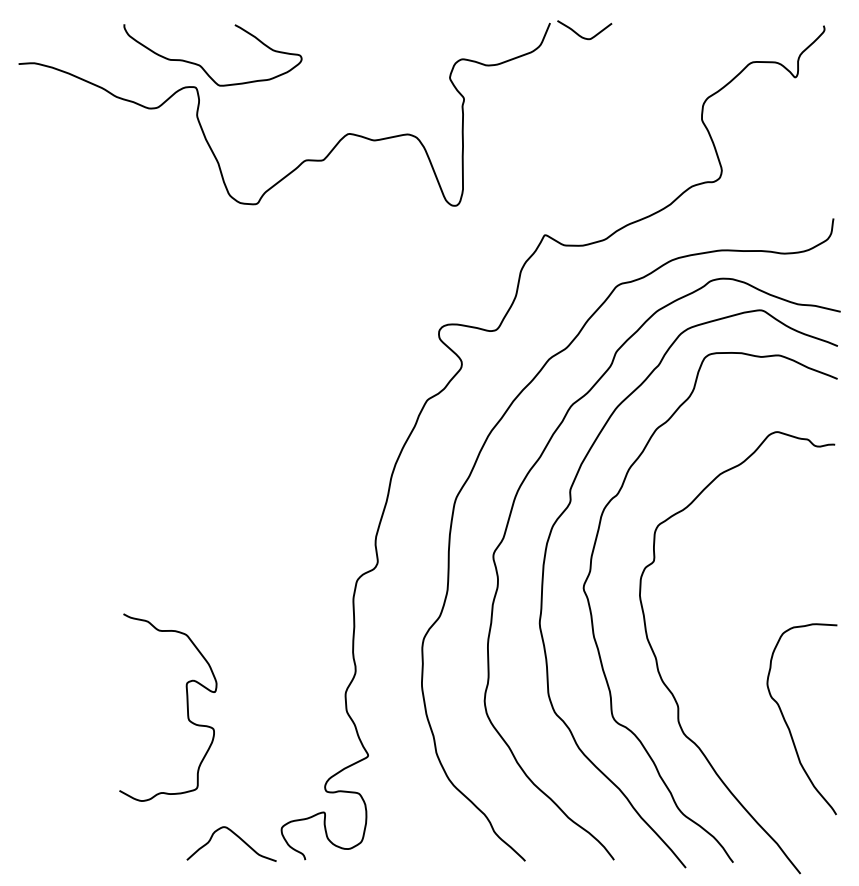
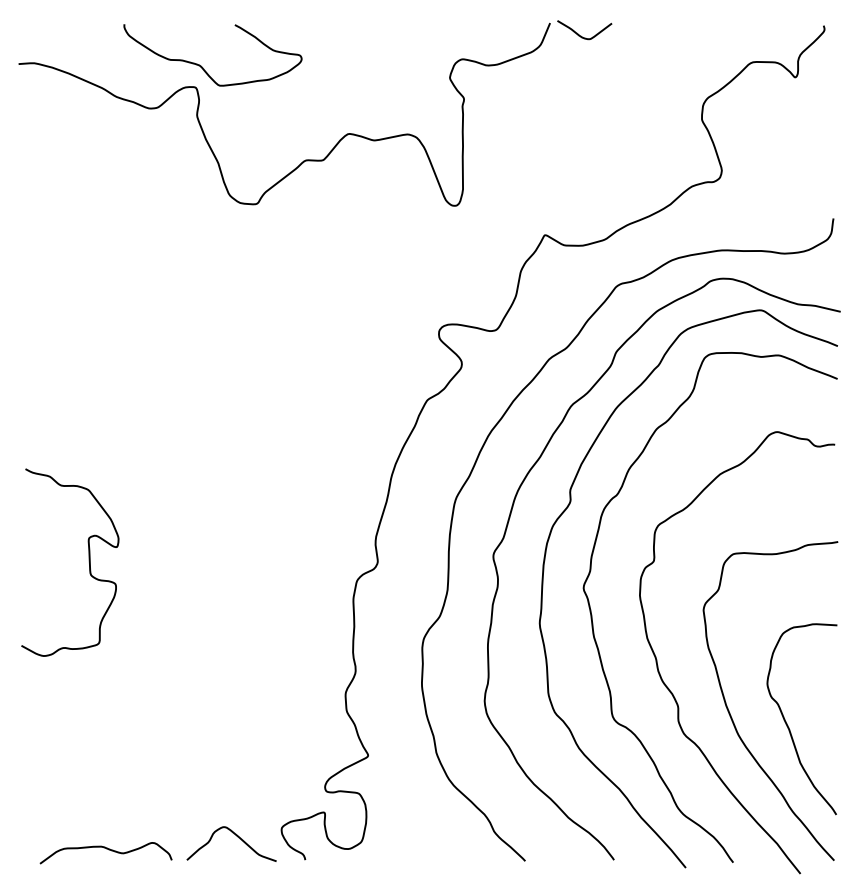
curve position: (186, 706) -> (88, 561) (88, 561)
curve: none -> present (732, 717)
curve: none -> present (106, 849)
